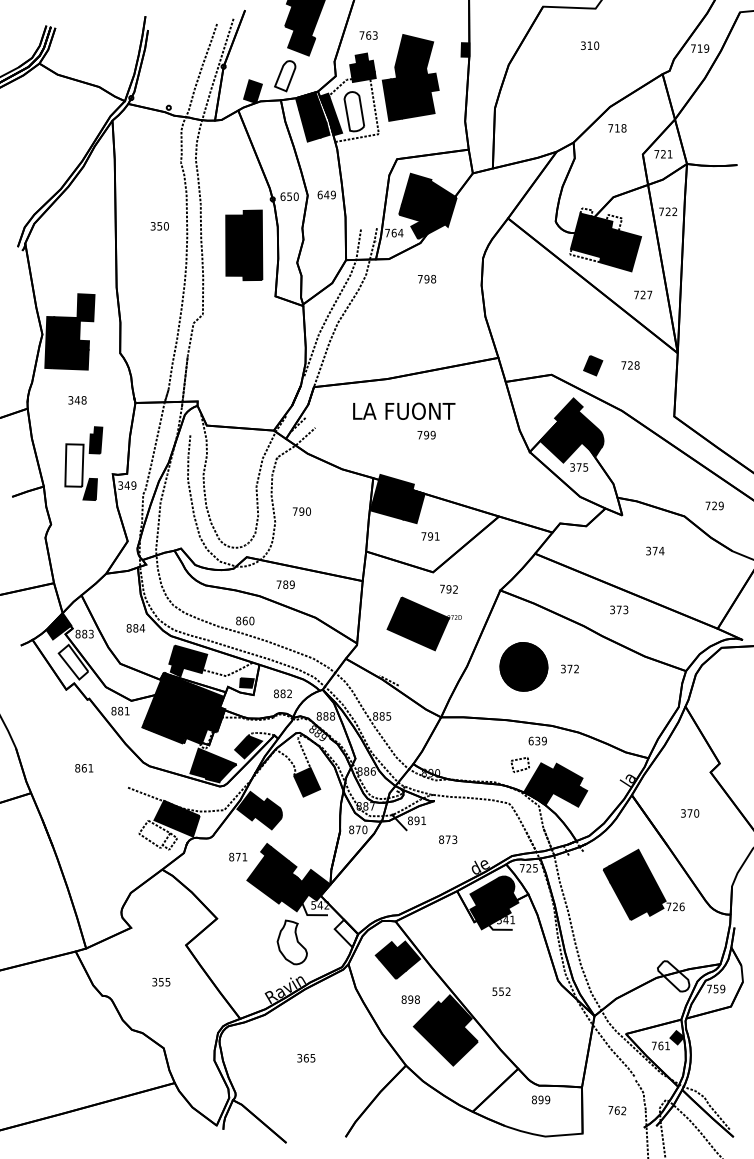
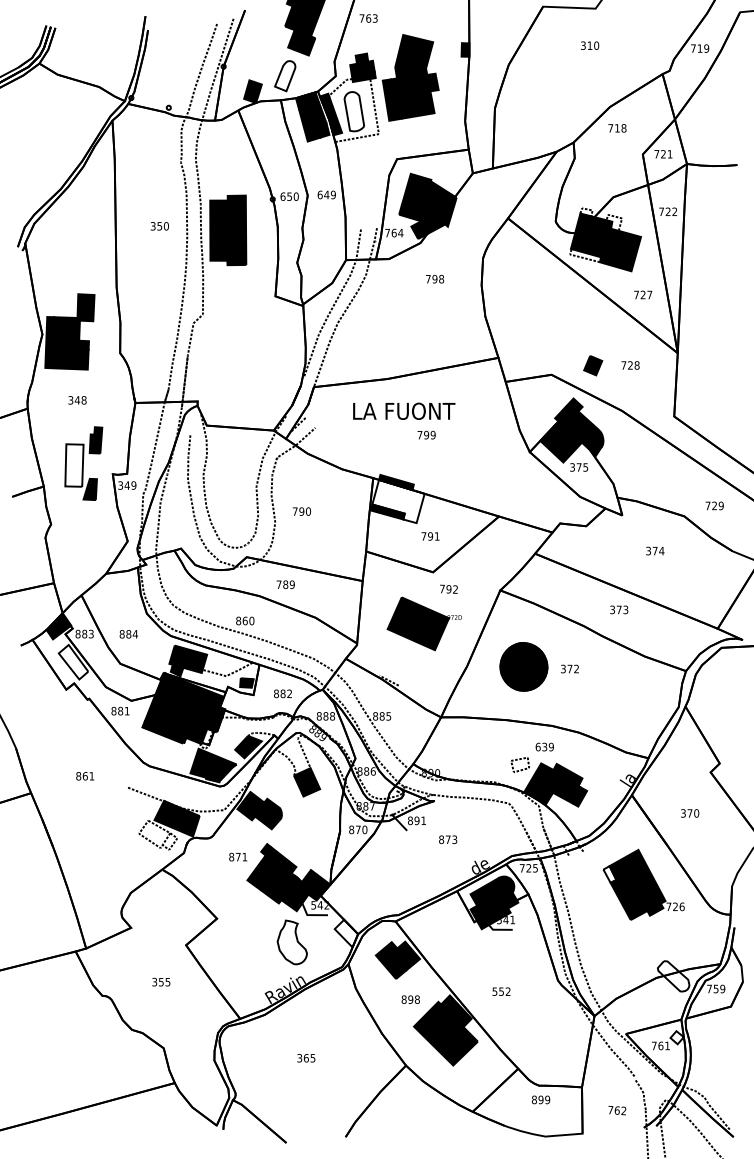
text position: (368, 35) -> (368, 18) (368, 18)
part position: (244, 245) -> (228, 230) (228, 230)
text position: (427, 279) -> (435, 279) (435, 279)
fill: present -> none (398, 501)
text position: (135, 628) -> (128, 634) (128, 634)
text position: (537, 740) -> (544, 746) (544, 746)
text position: (84, 768) -> (85, 776) (85, 776)
fill: present -> none (609, 874)
fill: present -> none (676, 1037)
